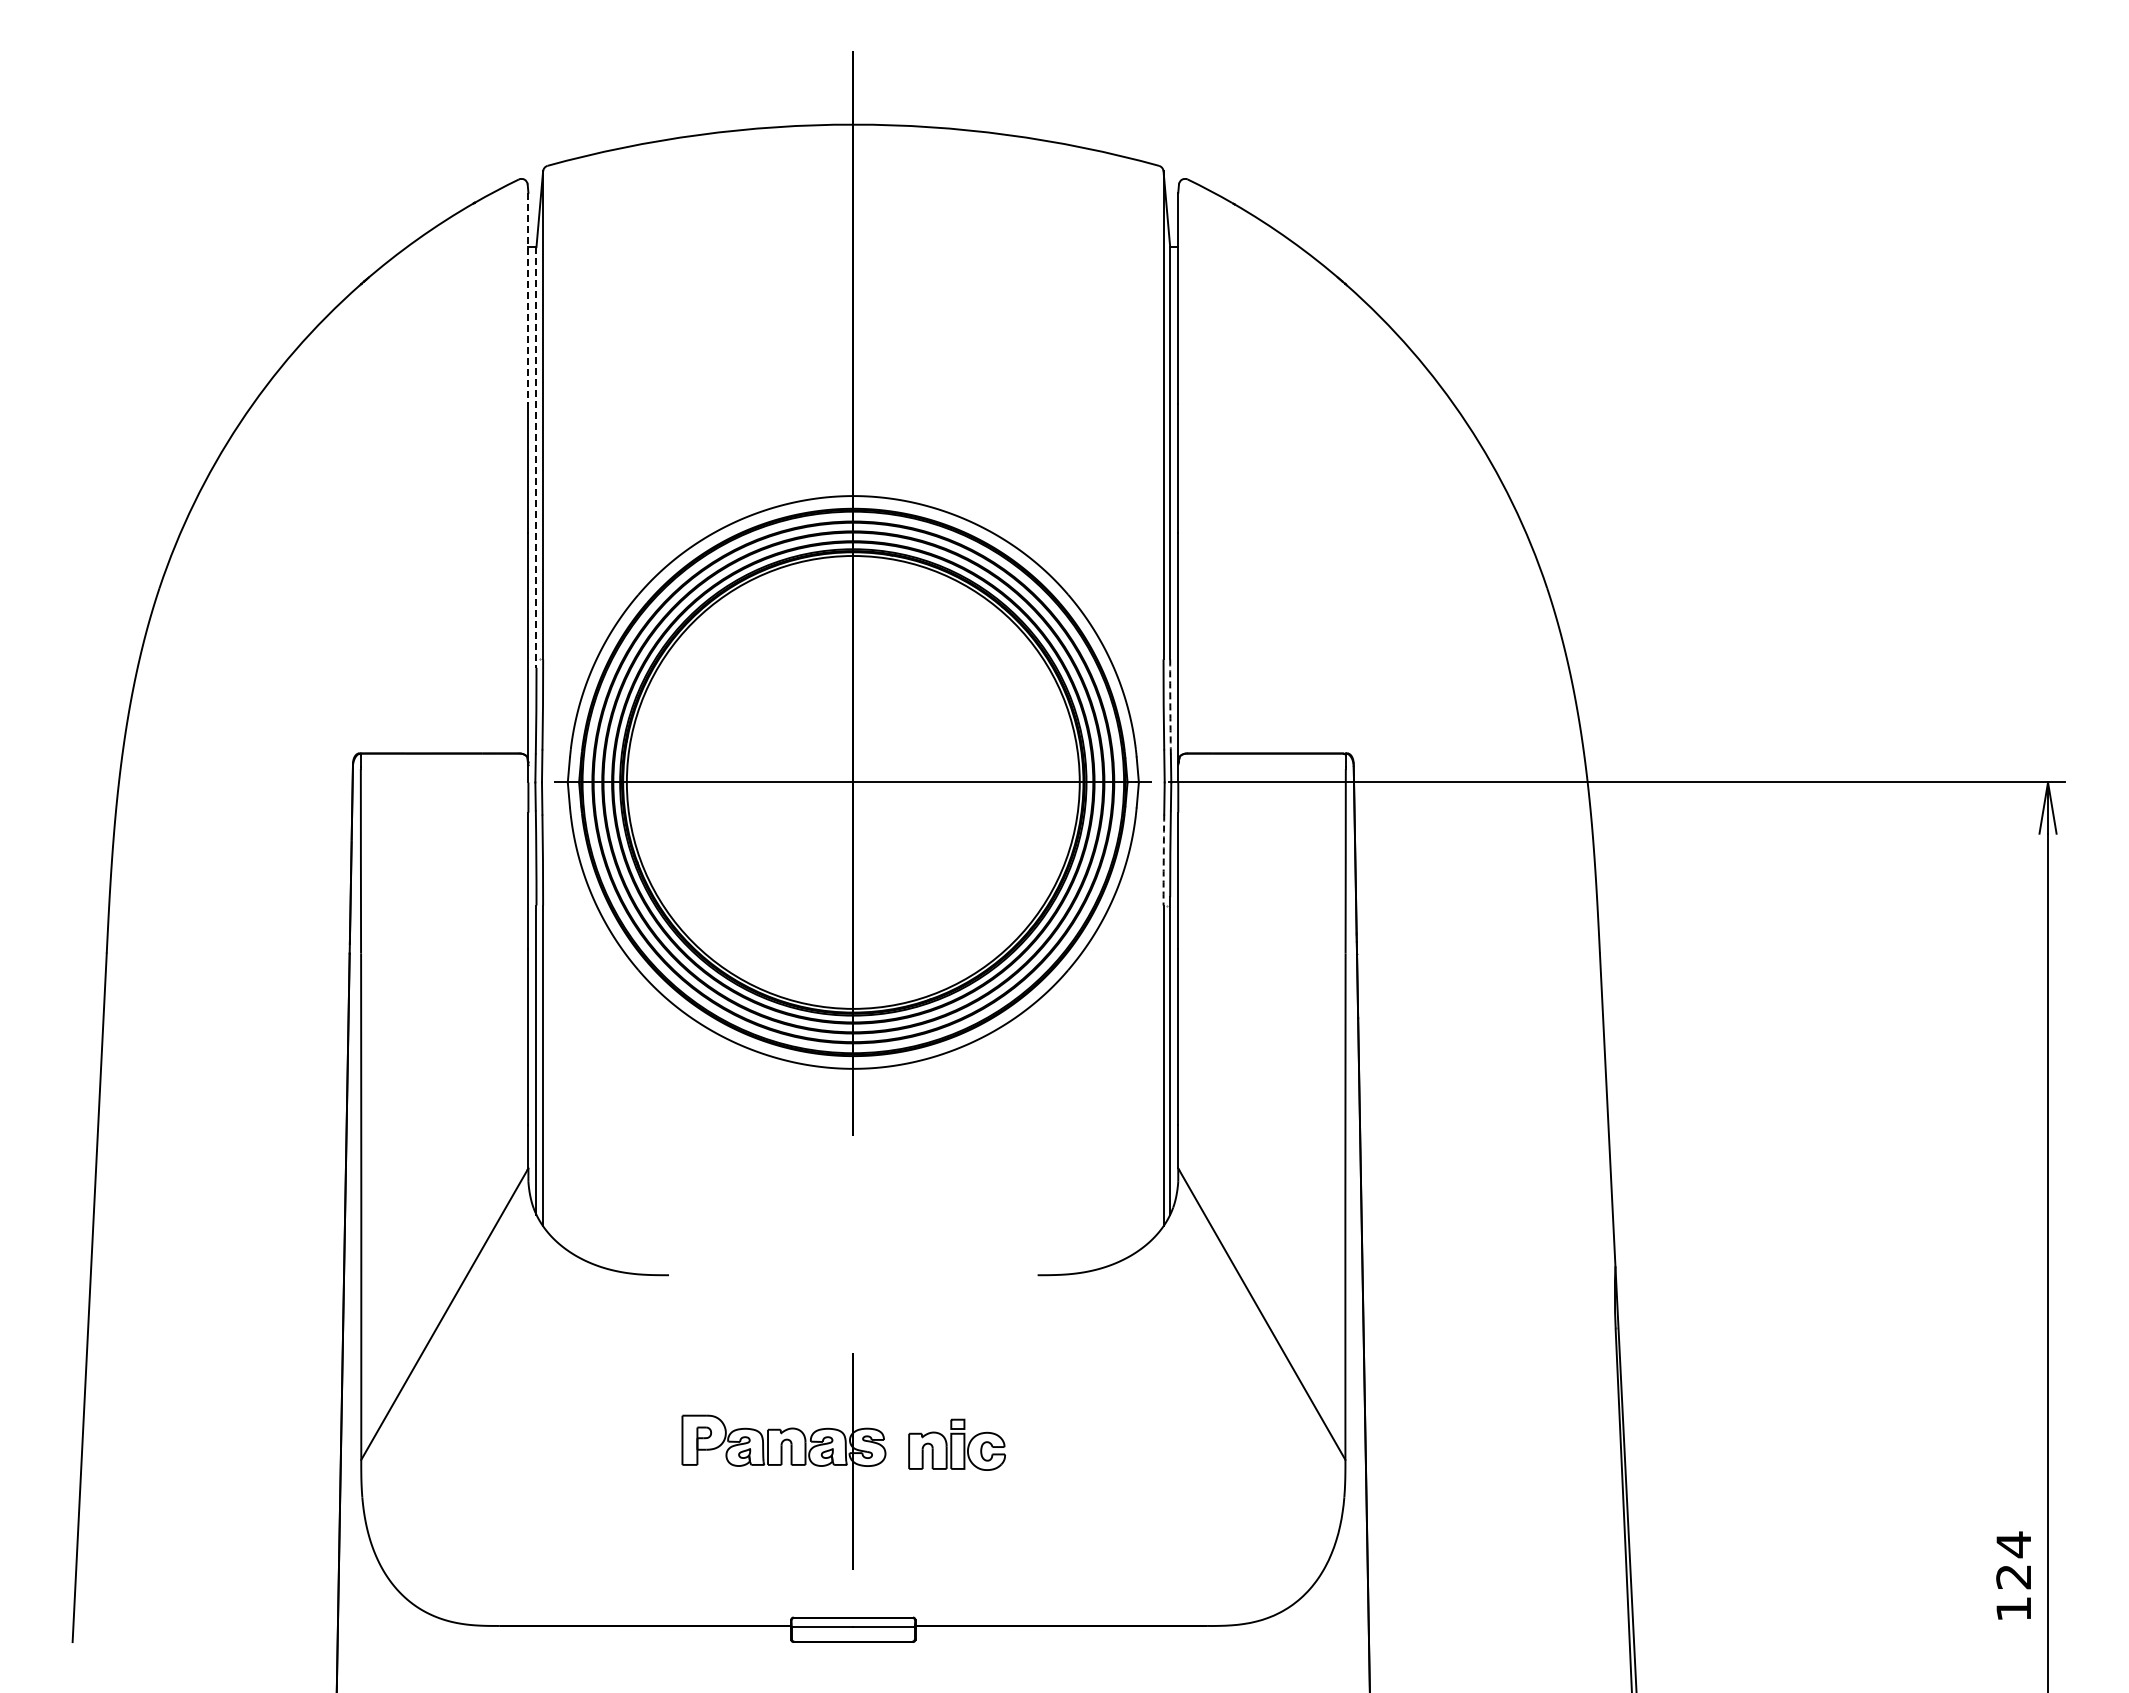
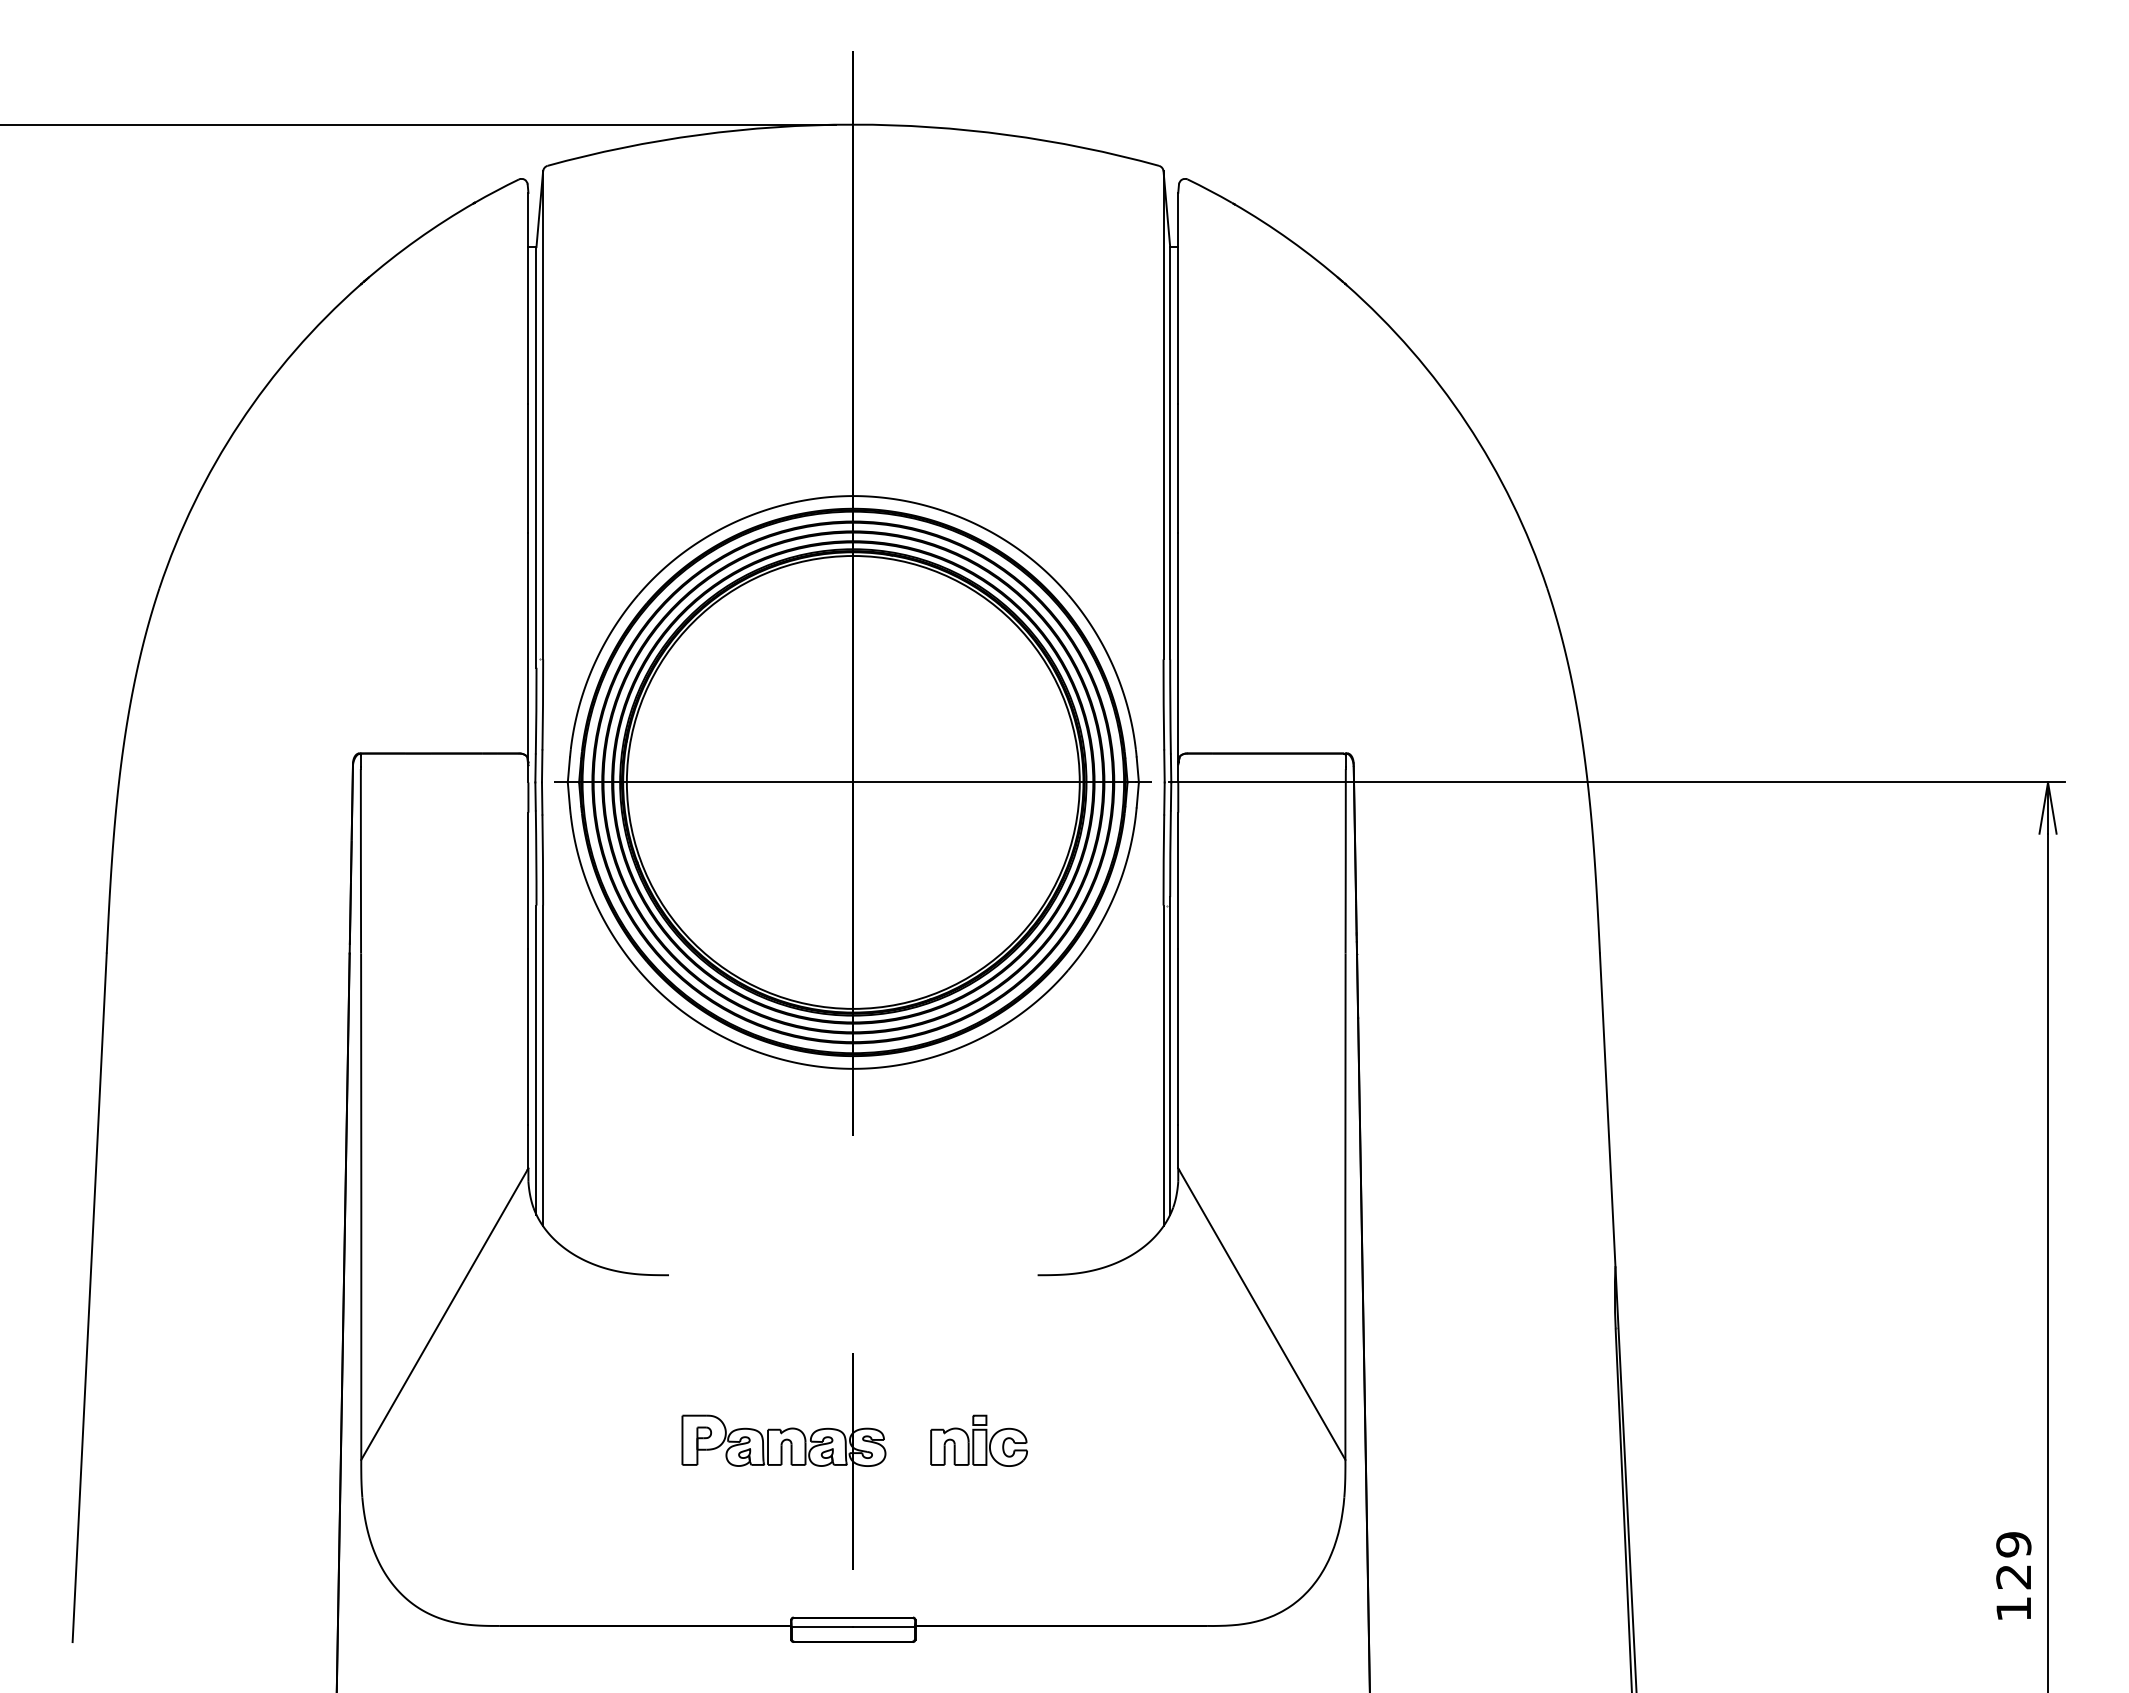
line: none -> present (419, 124)
line: dashed -> solid (528, 298)
line: dashed -> solid (536, 457)
arc: dashed -> solid (1170, 706)
arc: dashed -> solid (1163, 860)
part position: (956, 1444) -> (978, 1440) (978, 1440)
text: 124 -> 129 (2013, 1544)
